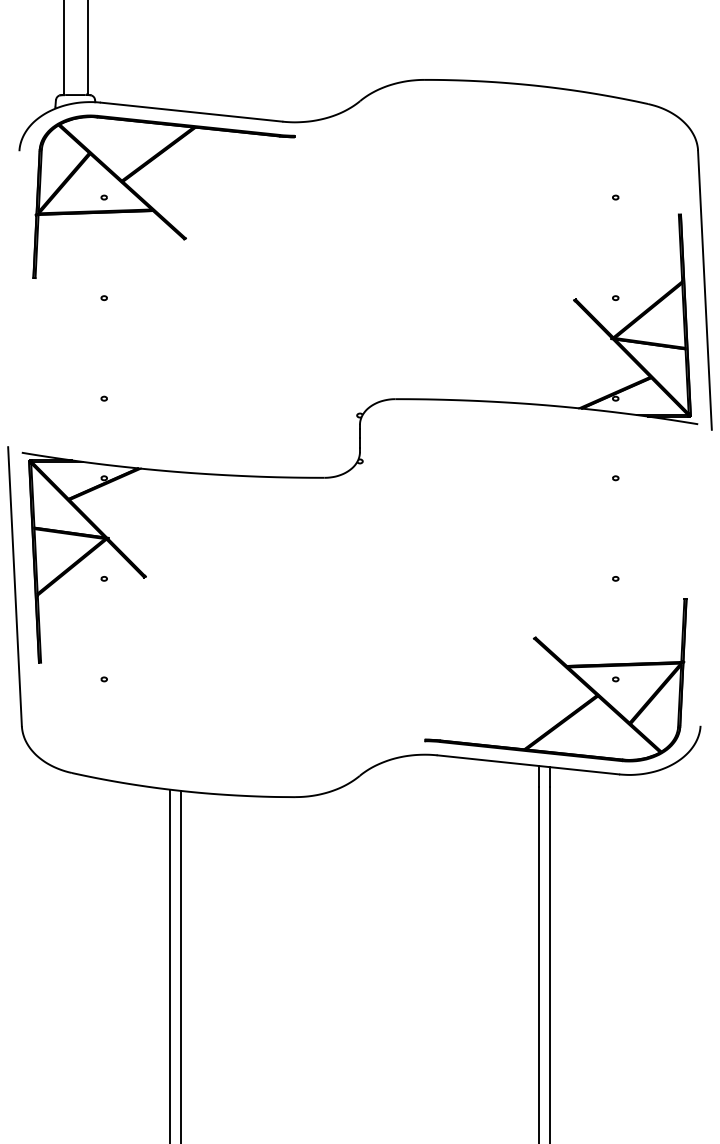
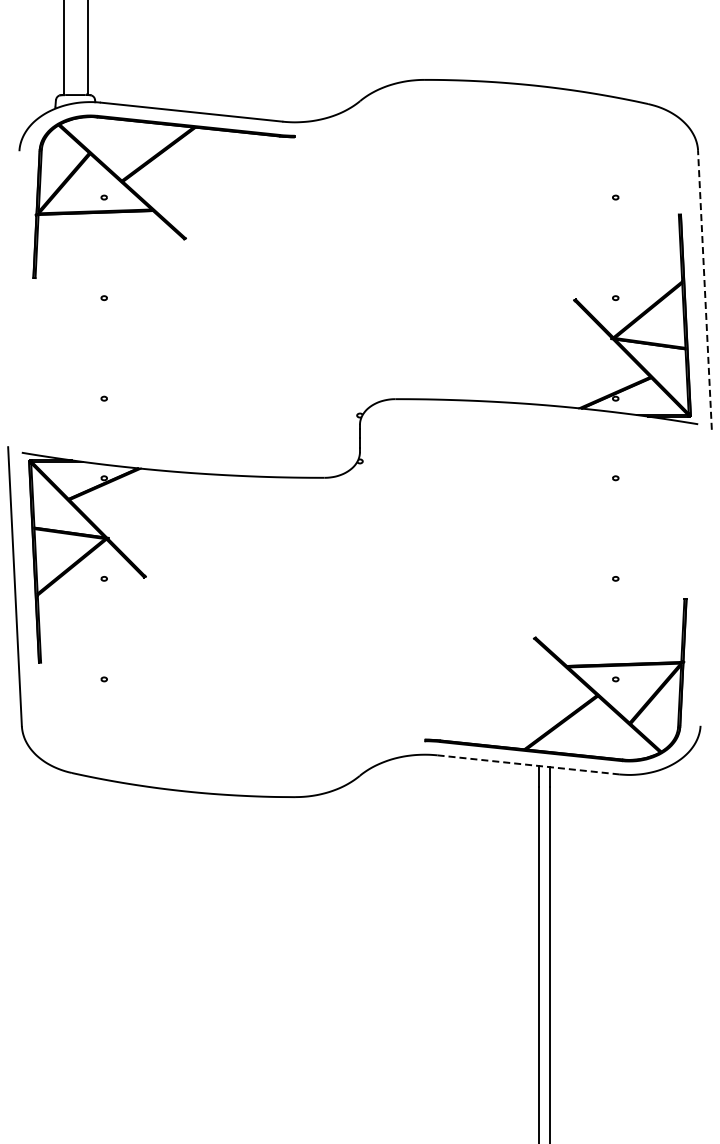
line: solid -> dashed (704, 290)
line: solid -> dashed (528, 764)
line: present -> none (170, 964)
line: present -> none (180, 965)
